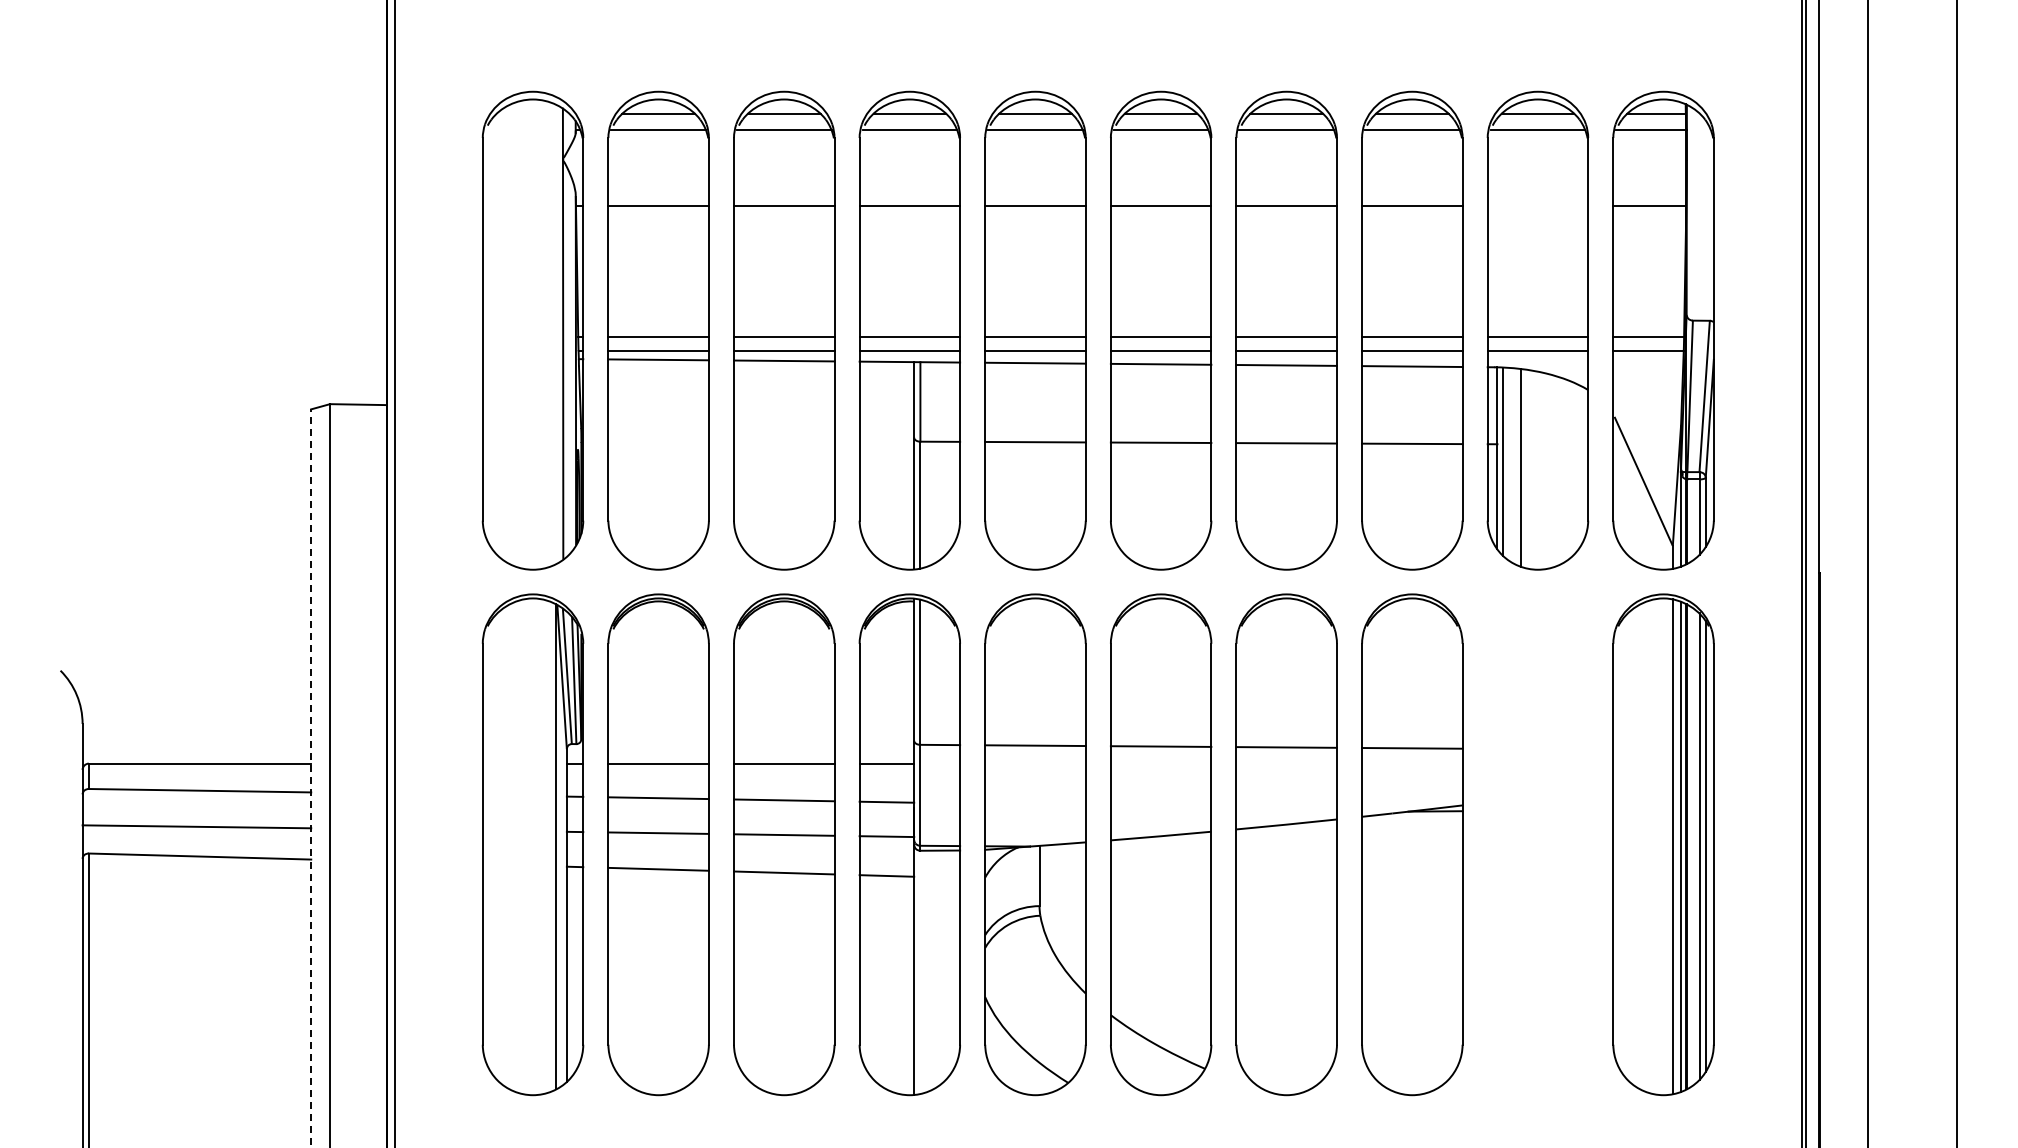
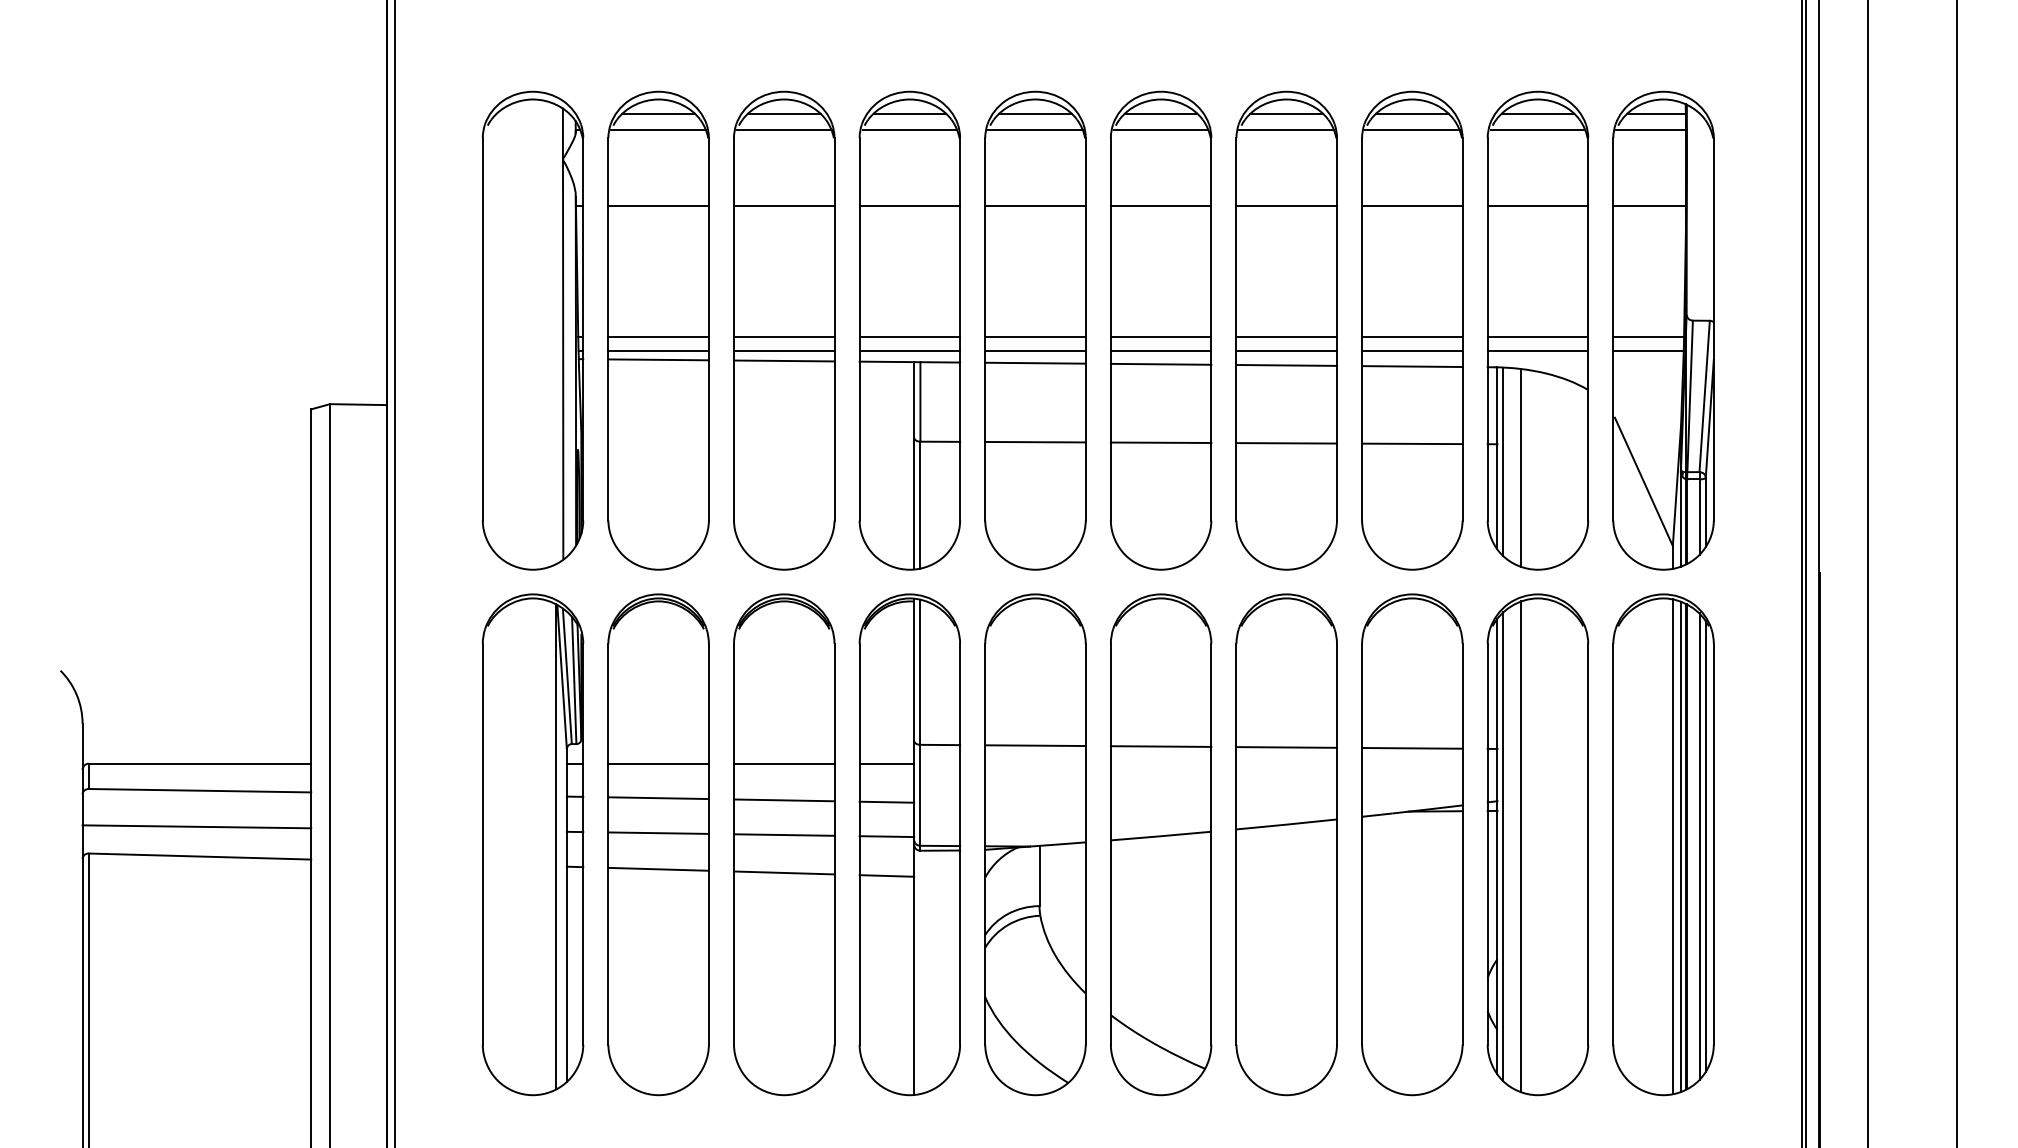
line: none -> present (1537, 206)
line: dashed -> solid (311, 778)
part: none -> present (1537, 844)
